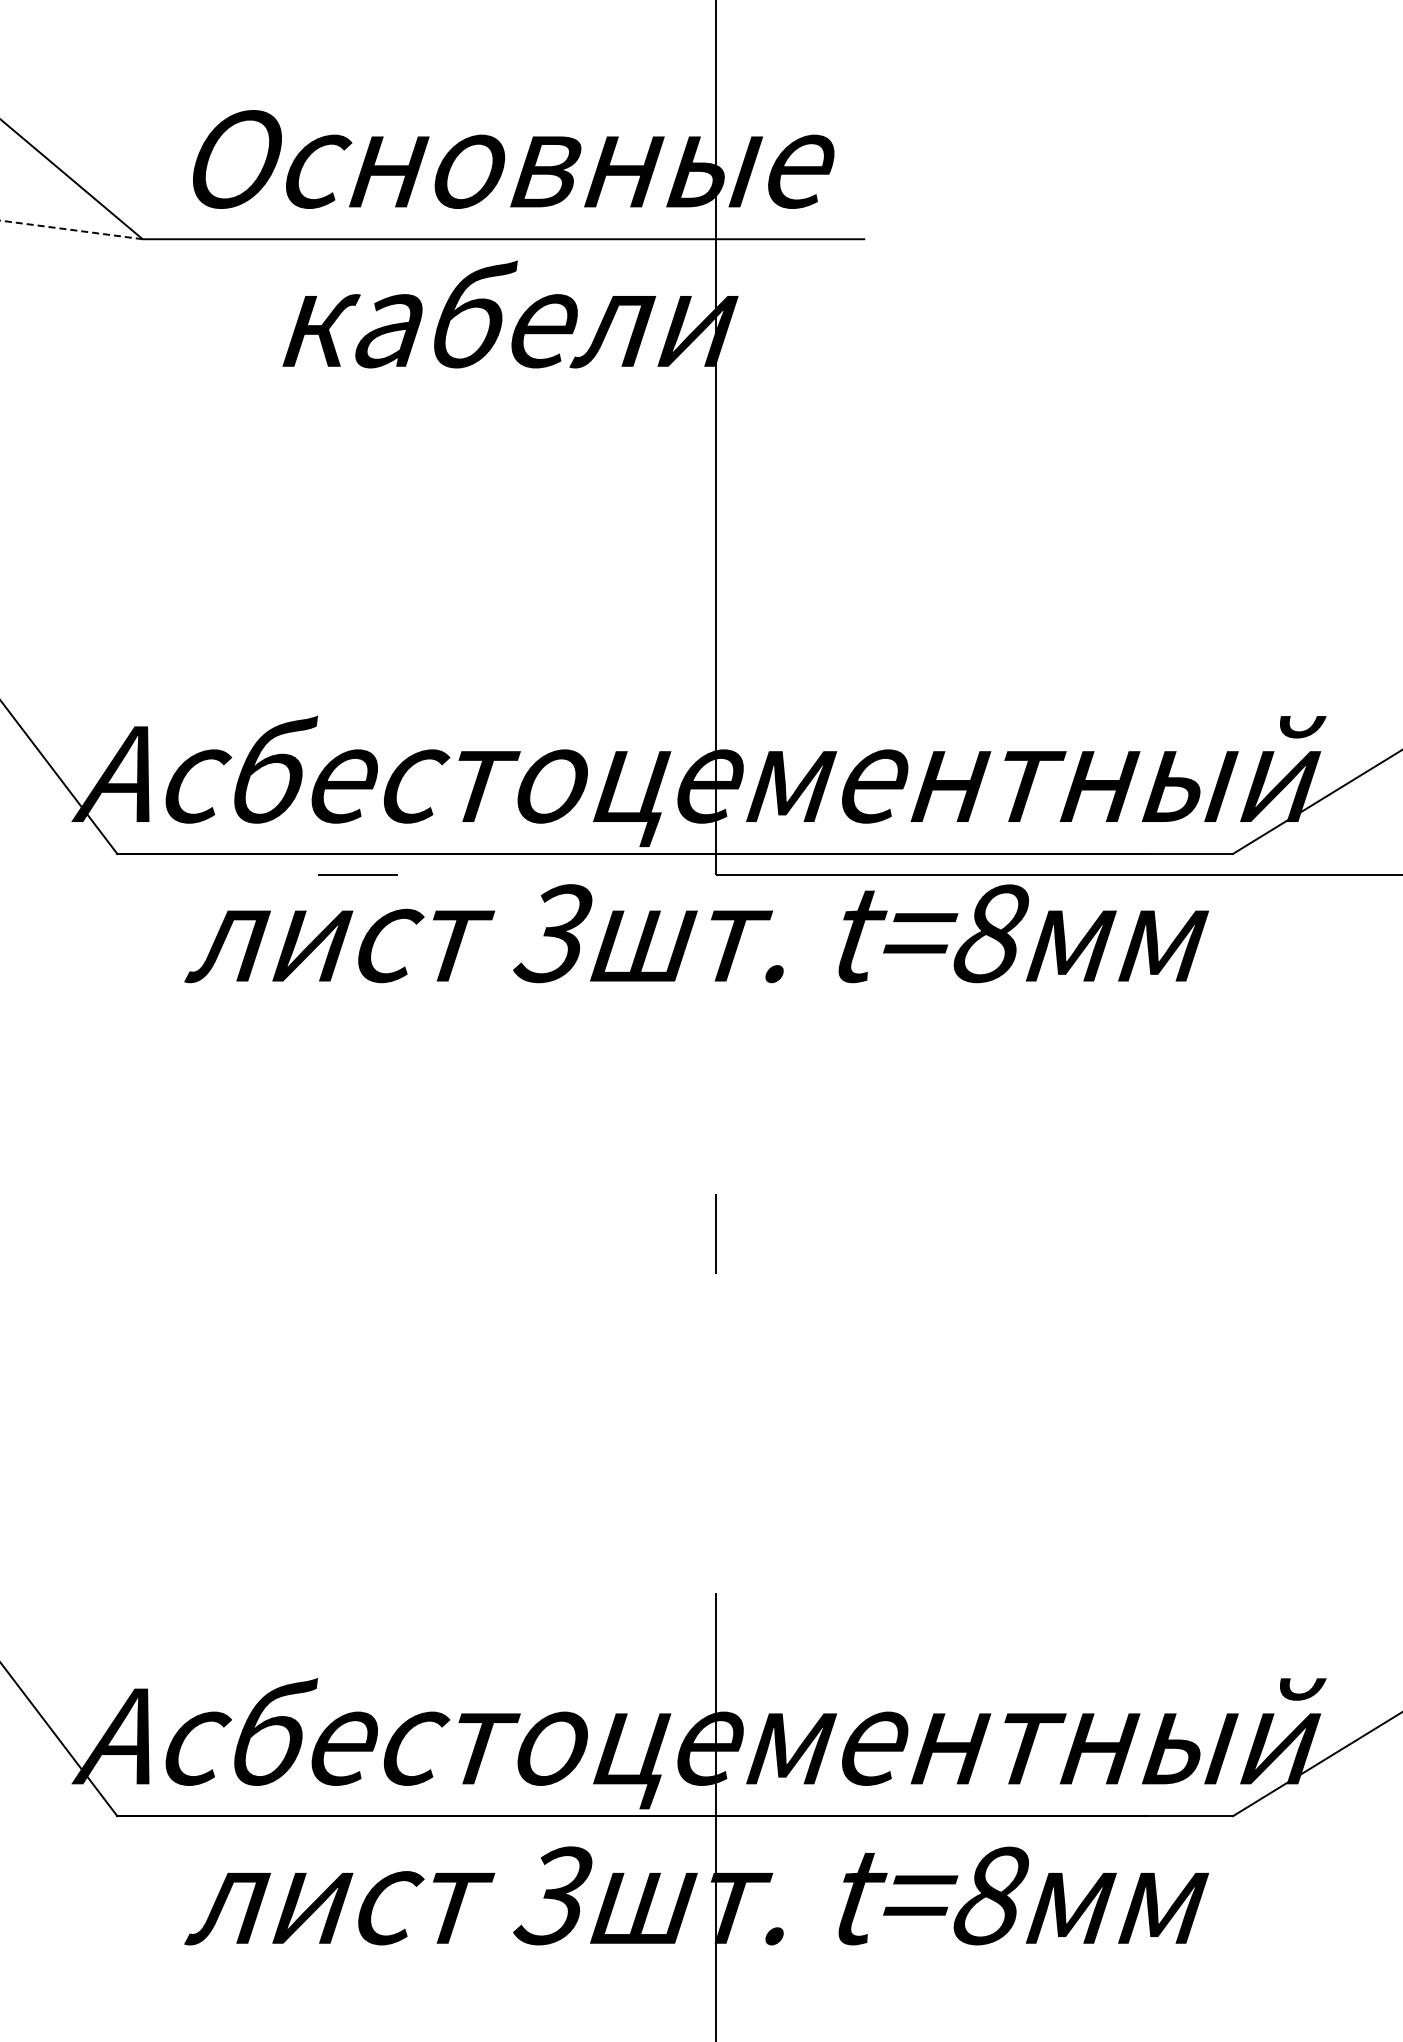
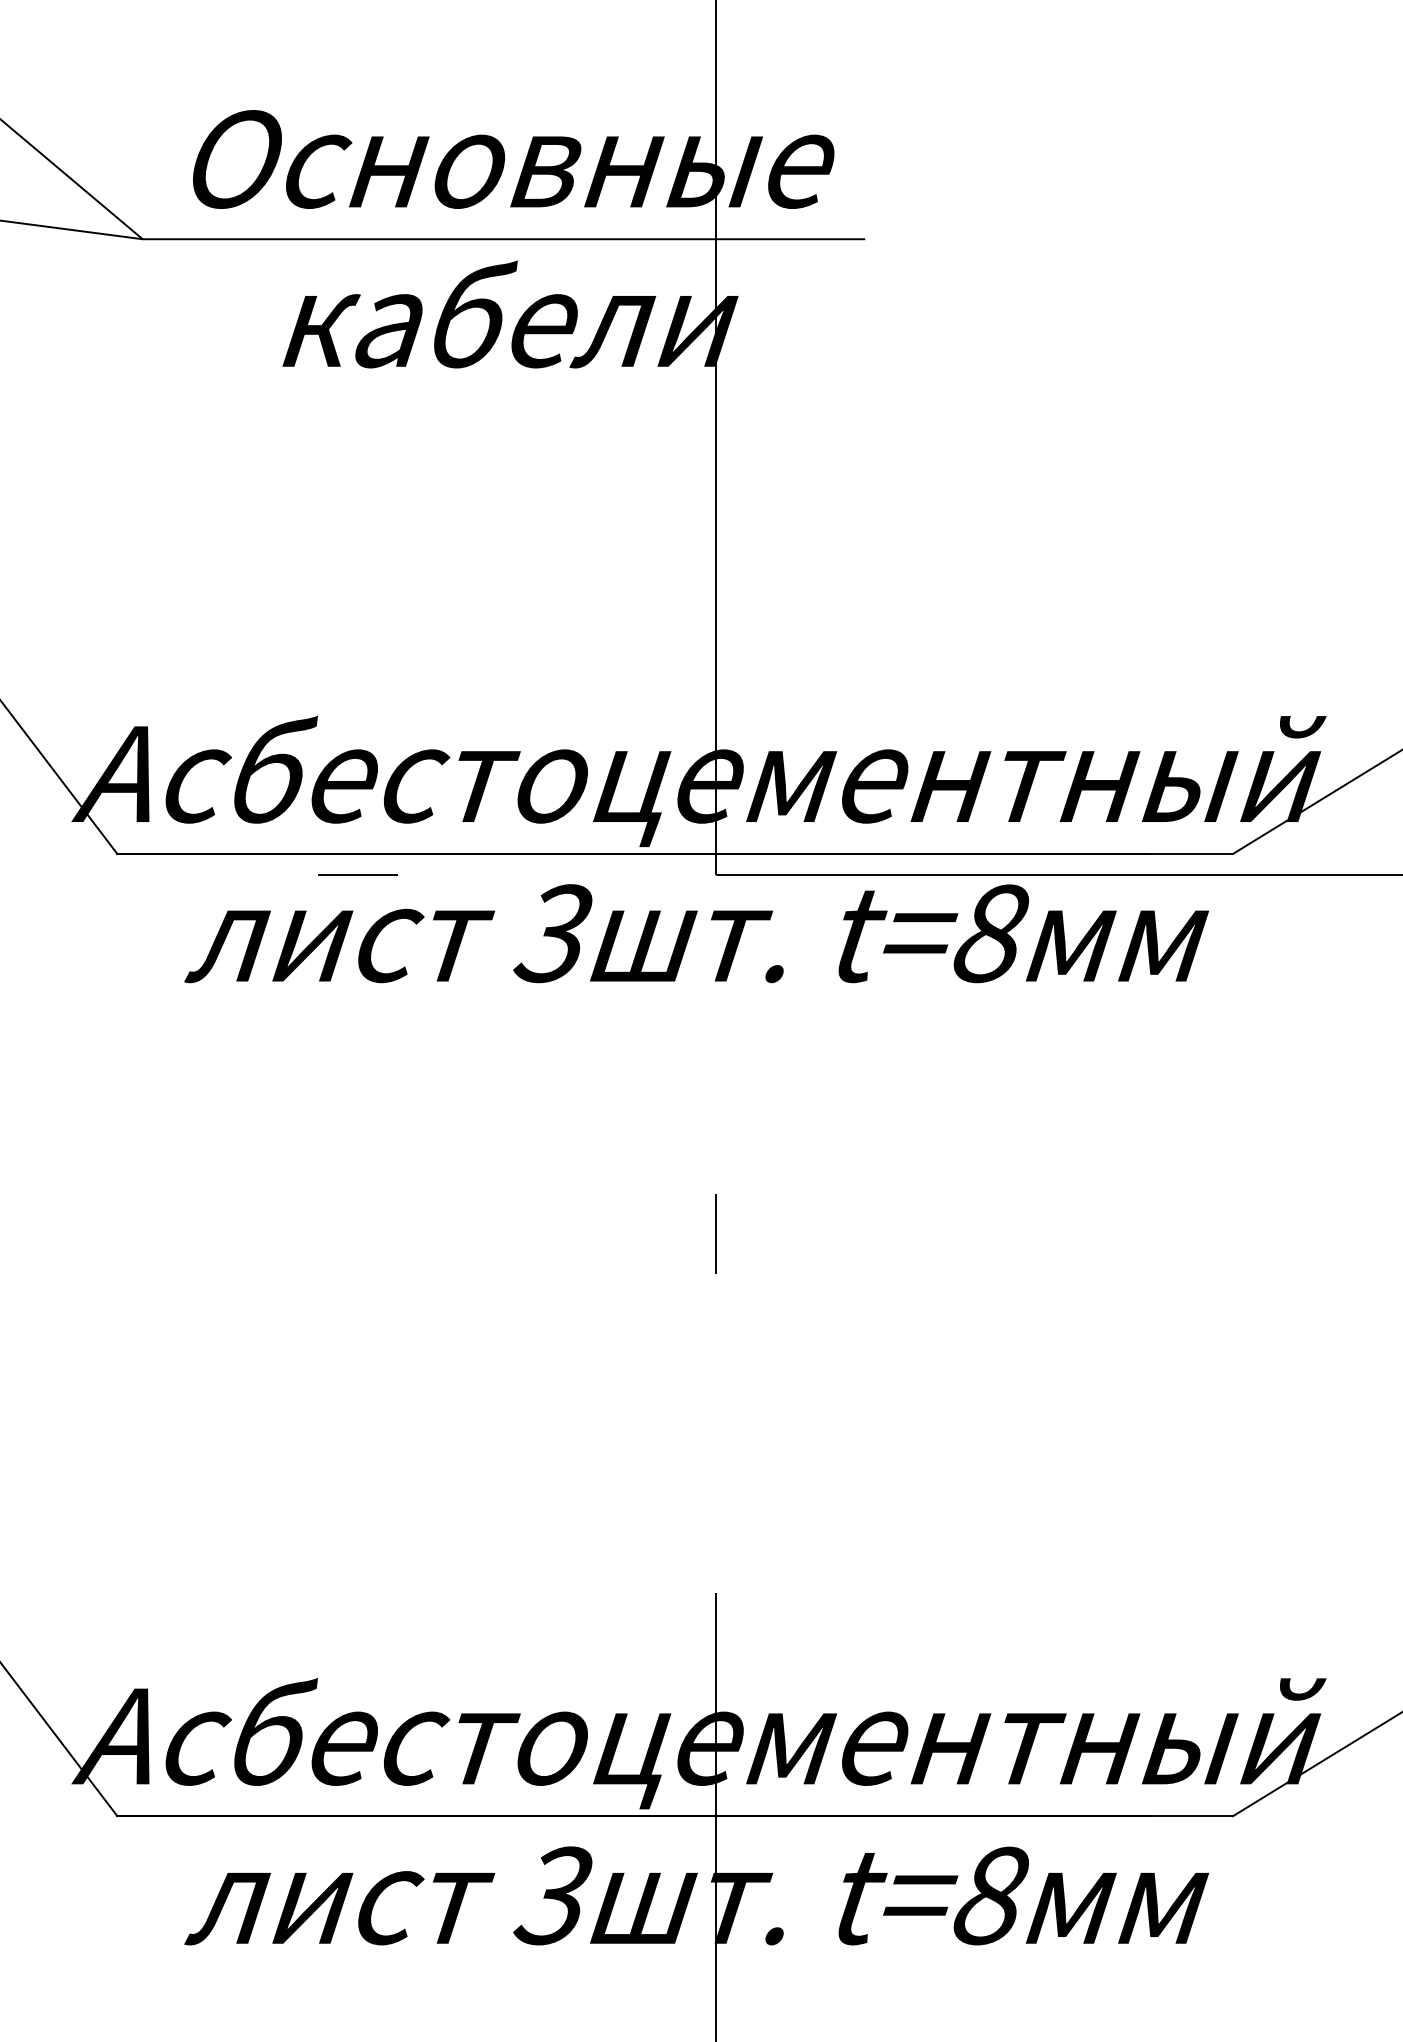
line: dashed -> solid (71, 229)
